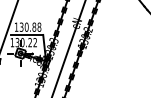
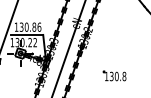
text: 130.88 -> 130.86 (39, 26)
part: none -> present (114, 75)
